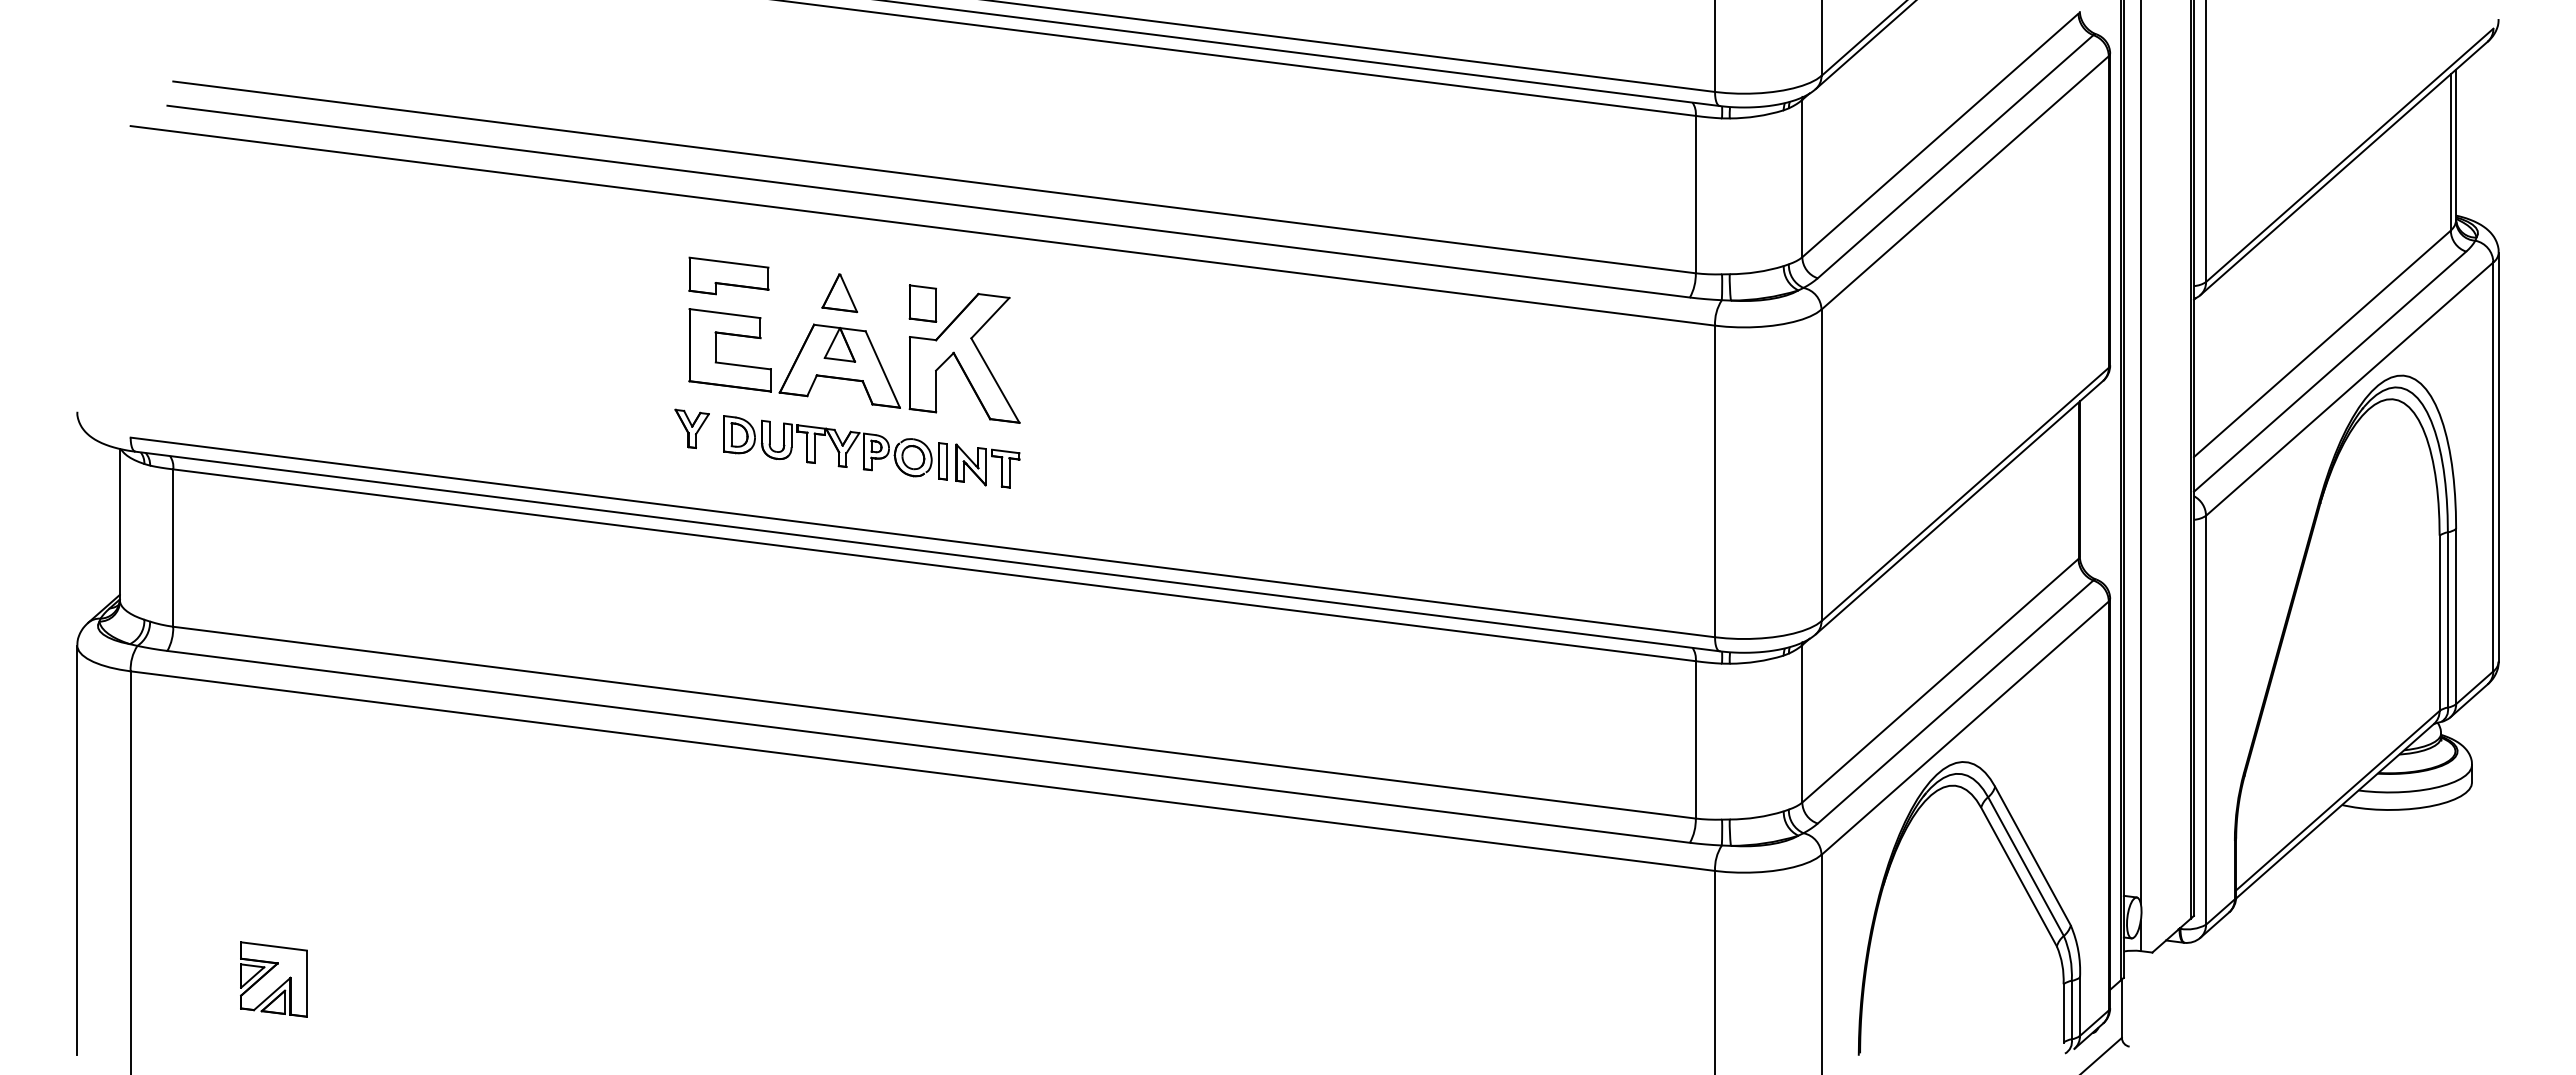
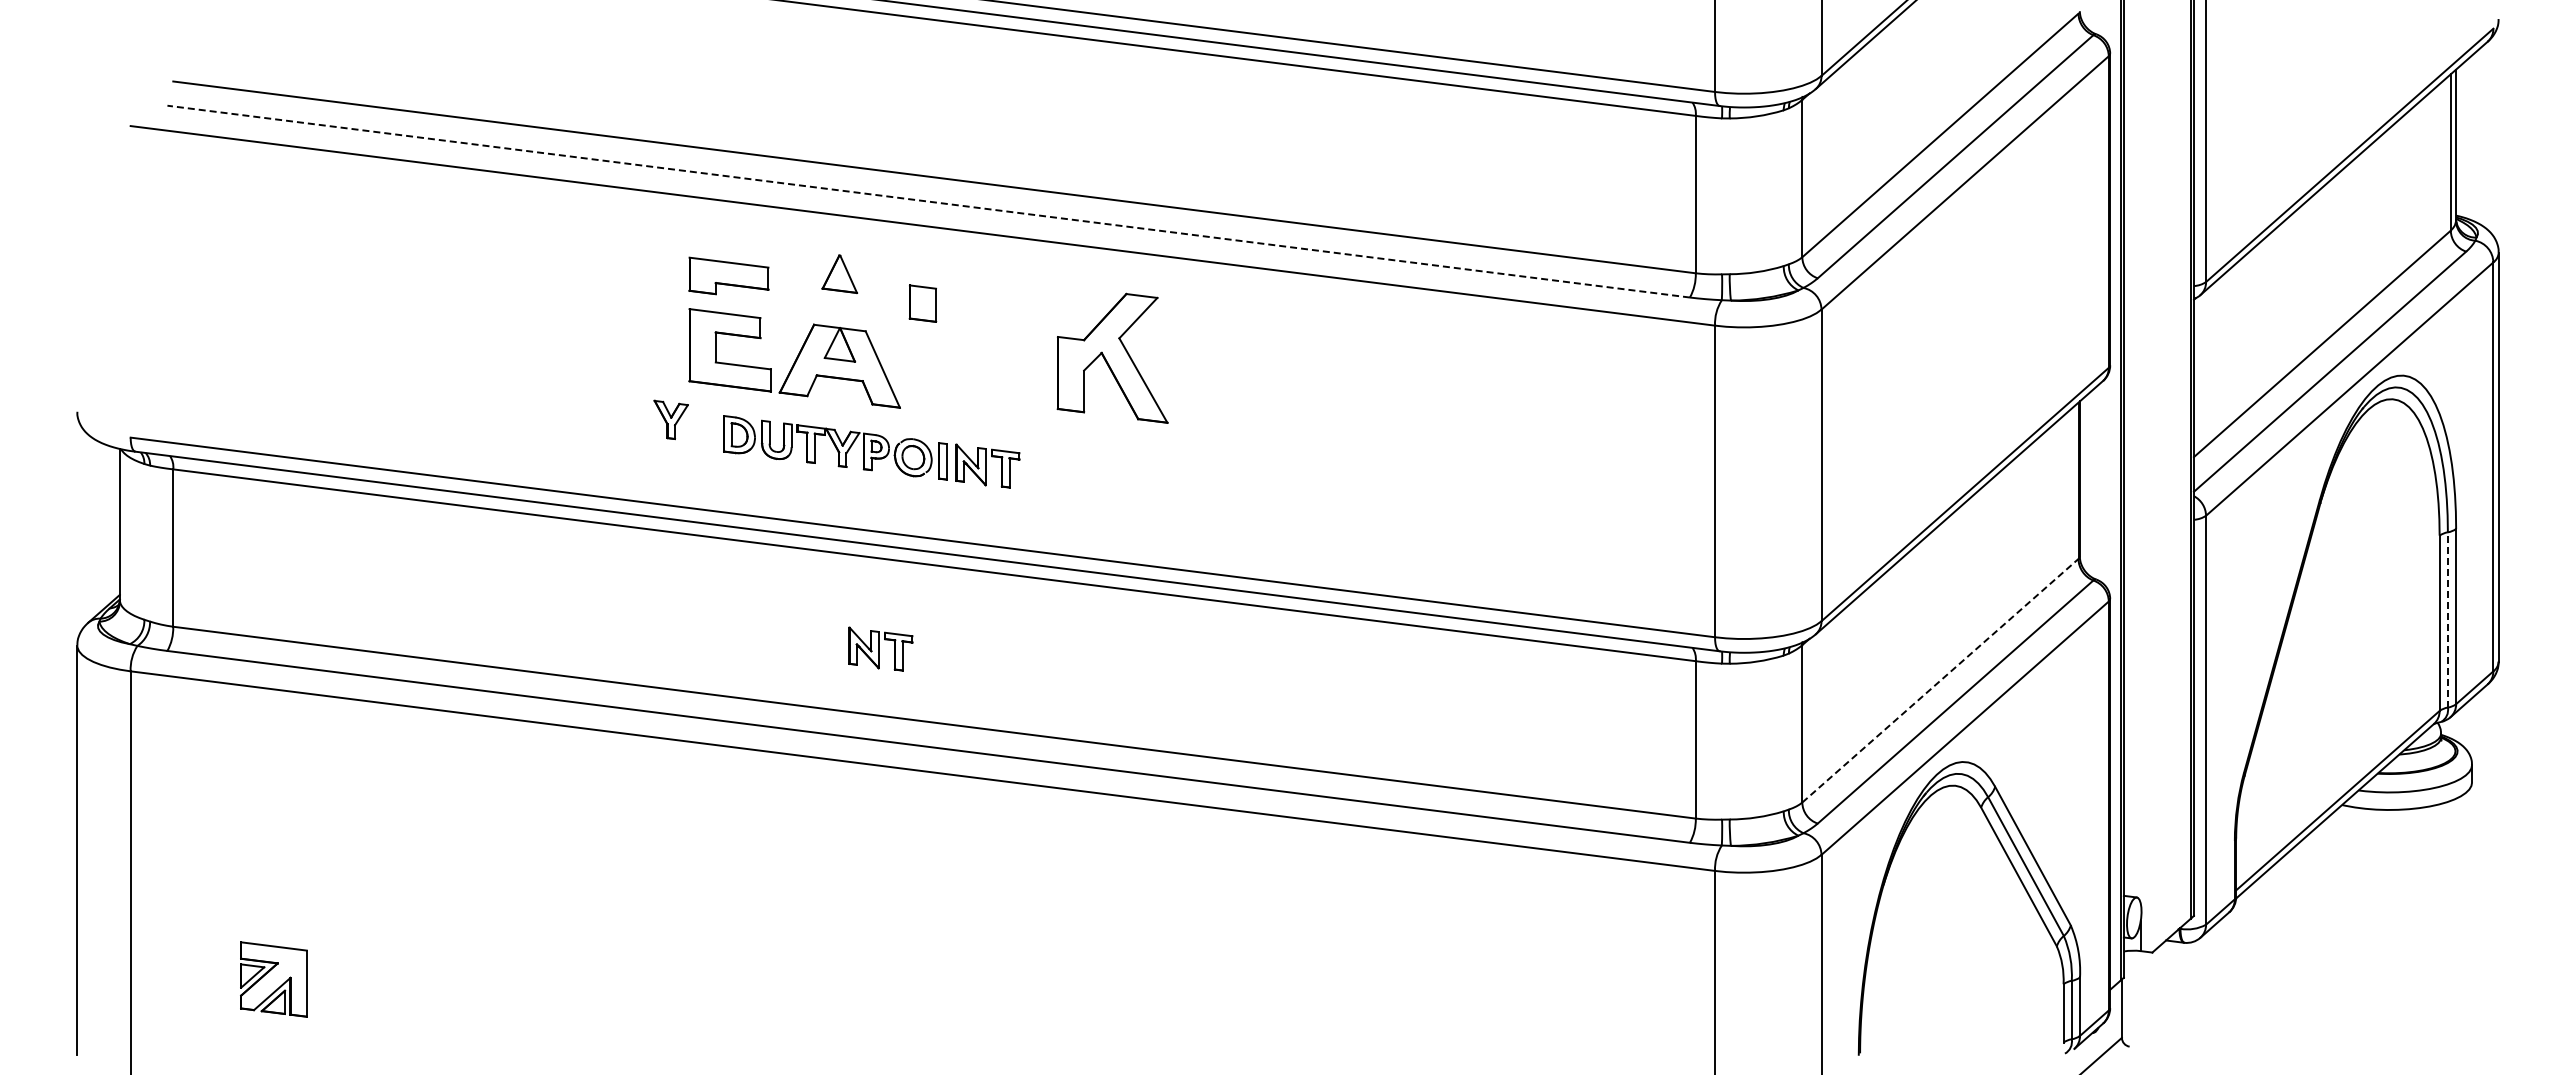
line: solid -> dashed (928, 201)
part position: (839, 292) -> (839, 273) (839, 273)
part position: (964, 357) -> (1112, 357) (1112, 357)
part position: (691, 428) -> (670, 419) (670, 419)
line: present -> none (2140, 452)
line: solid -> dashed (2447, 619)
part: none -> present (880, 648)
line: solid -> dashed (1940, 680)
